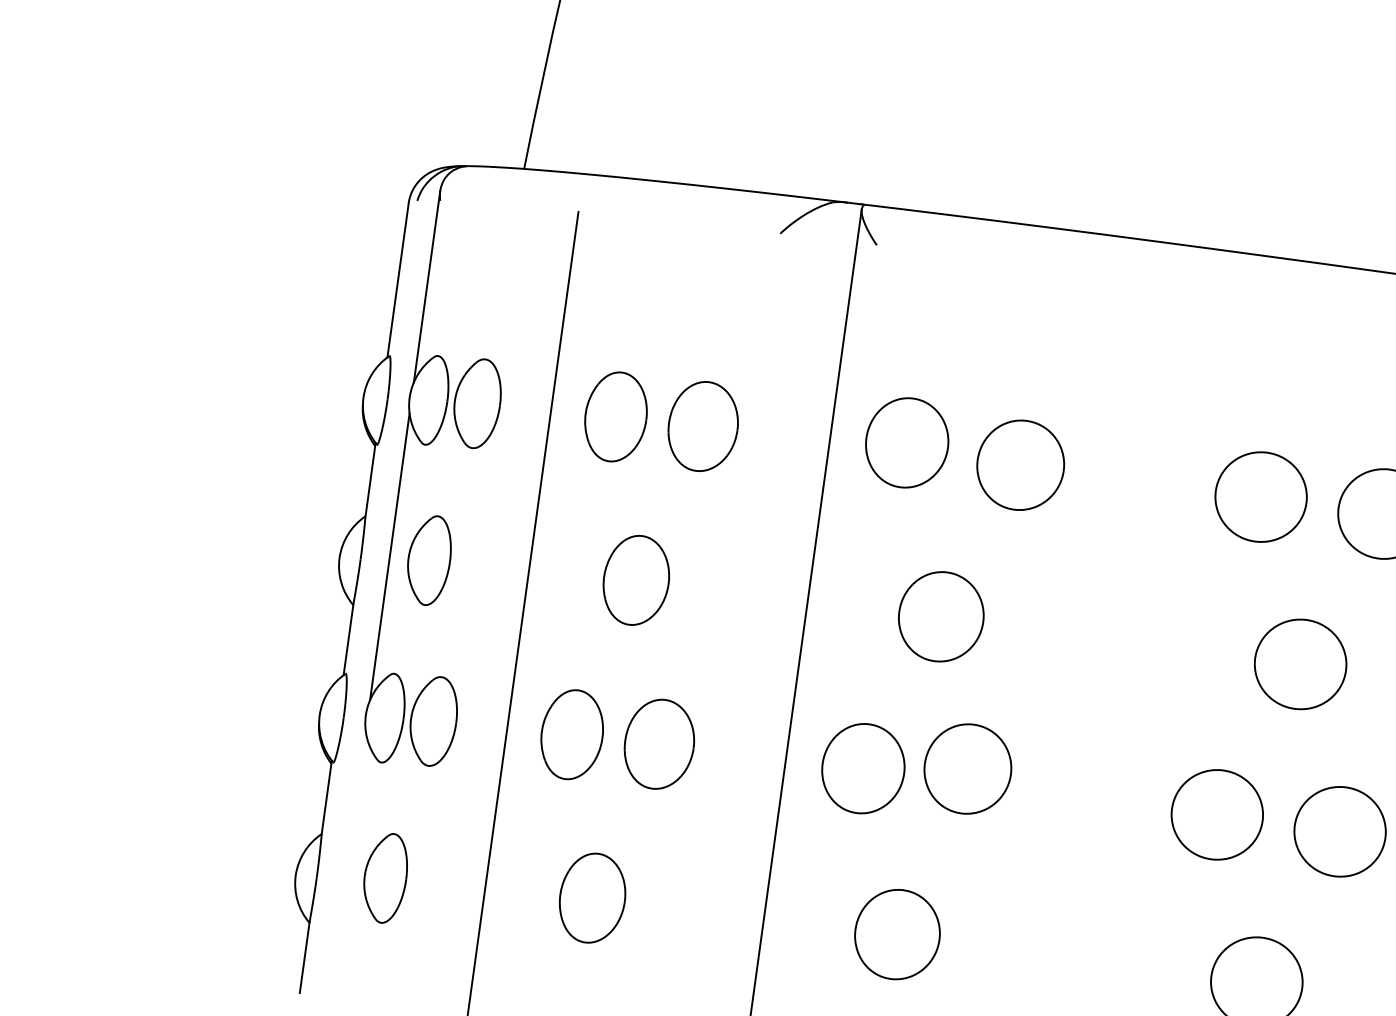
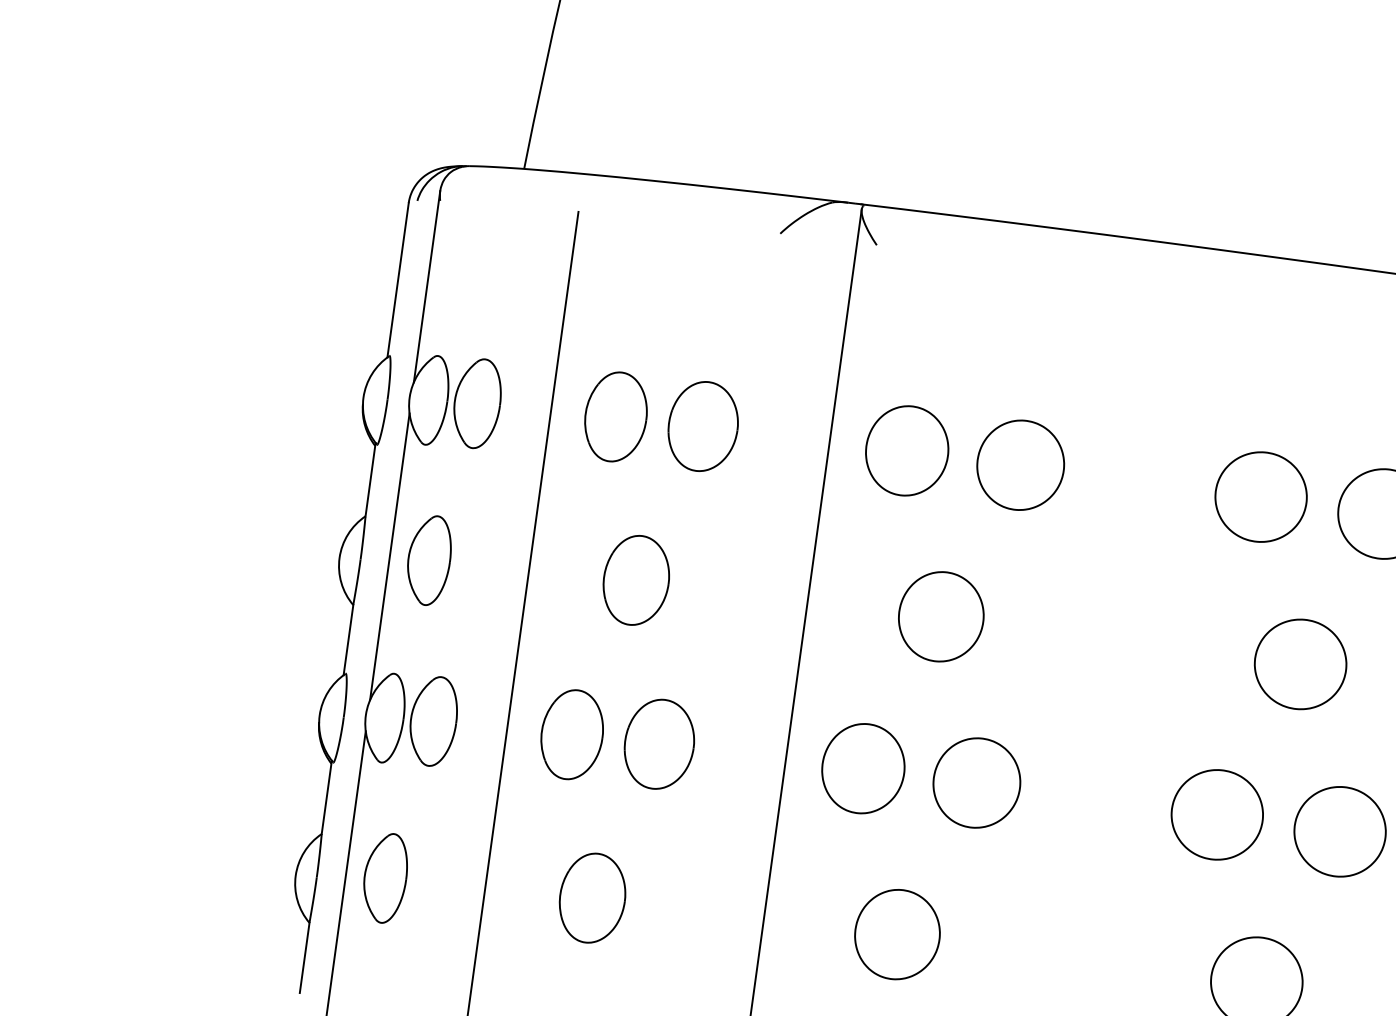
part position: (907, 442) -> (907, 450) (907, 450)
part position: (967, 768) -> (976, 782) (976, 782)
line: none -> present (346, 871)
